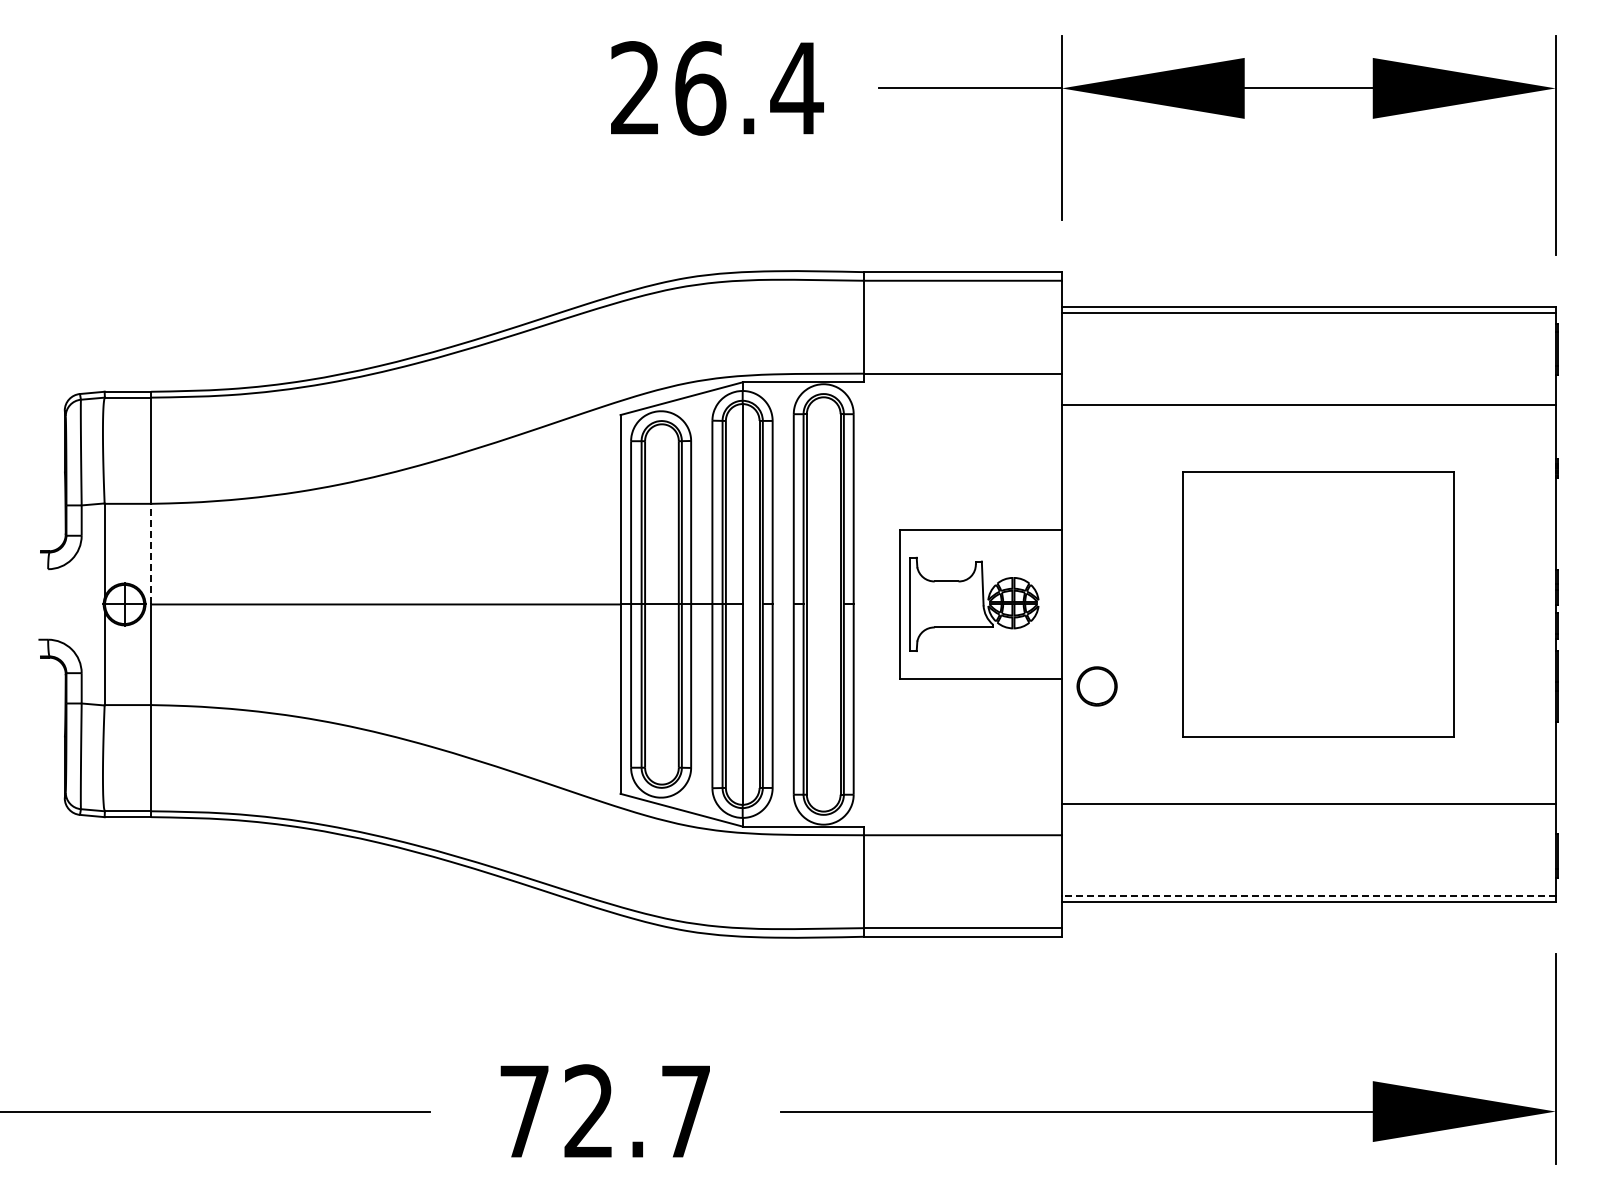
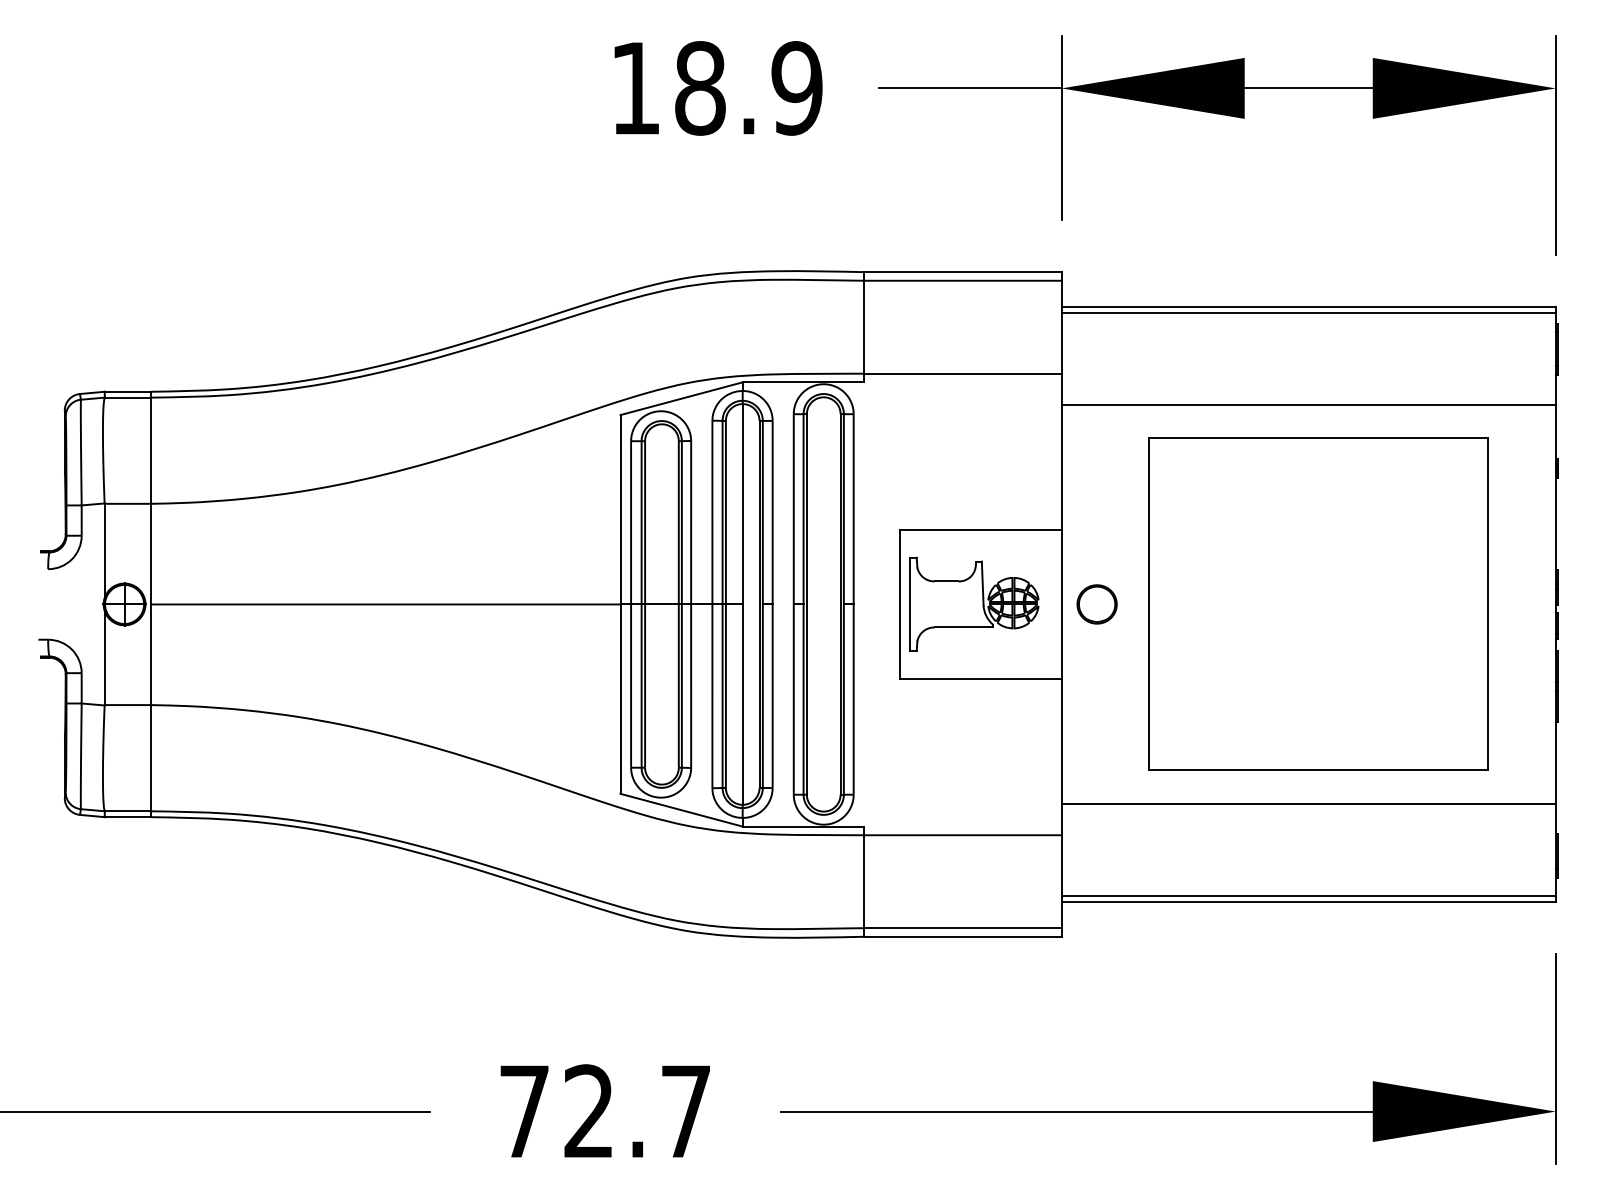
text: 26.4 -> 18.9 (717, 88)
line: dashed -> solid (151, 553)
part size: 273x267 px -> 341x334 px (1318, 603)
part position: (1096, 686) -> (1096, 604) (1096, 604)
line: dashed -> solid (1308, 895)
